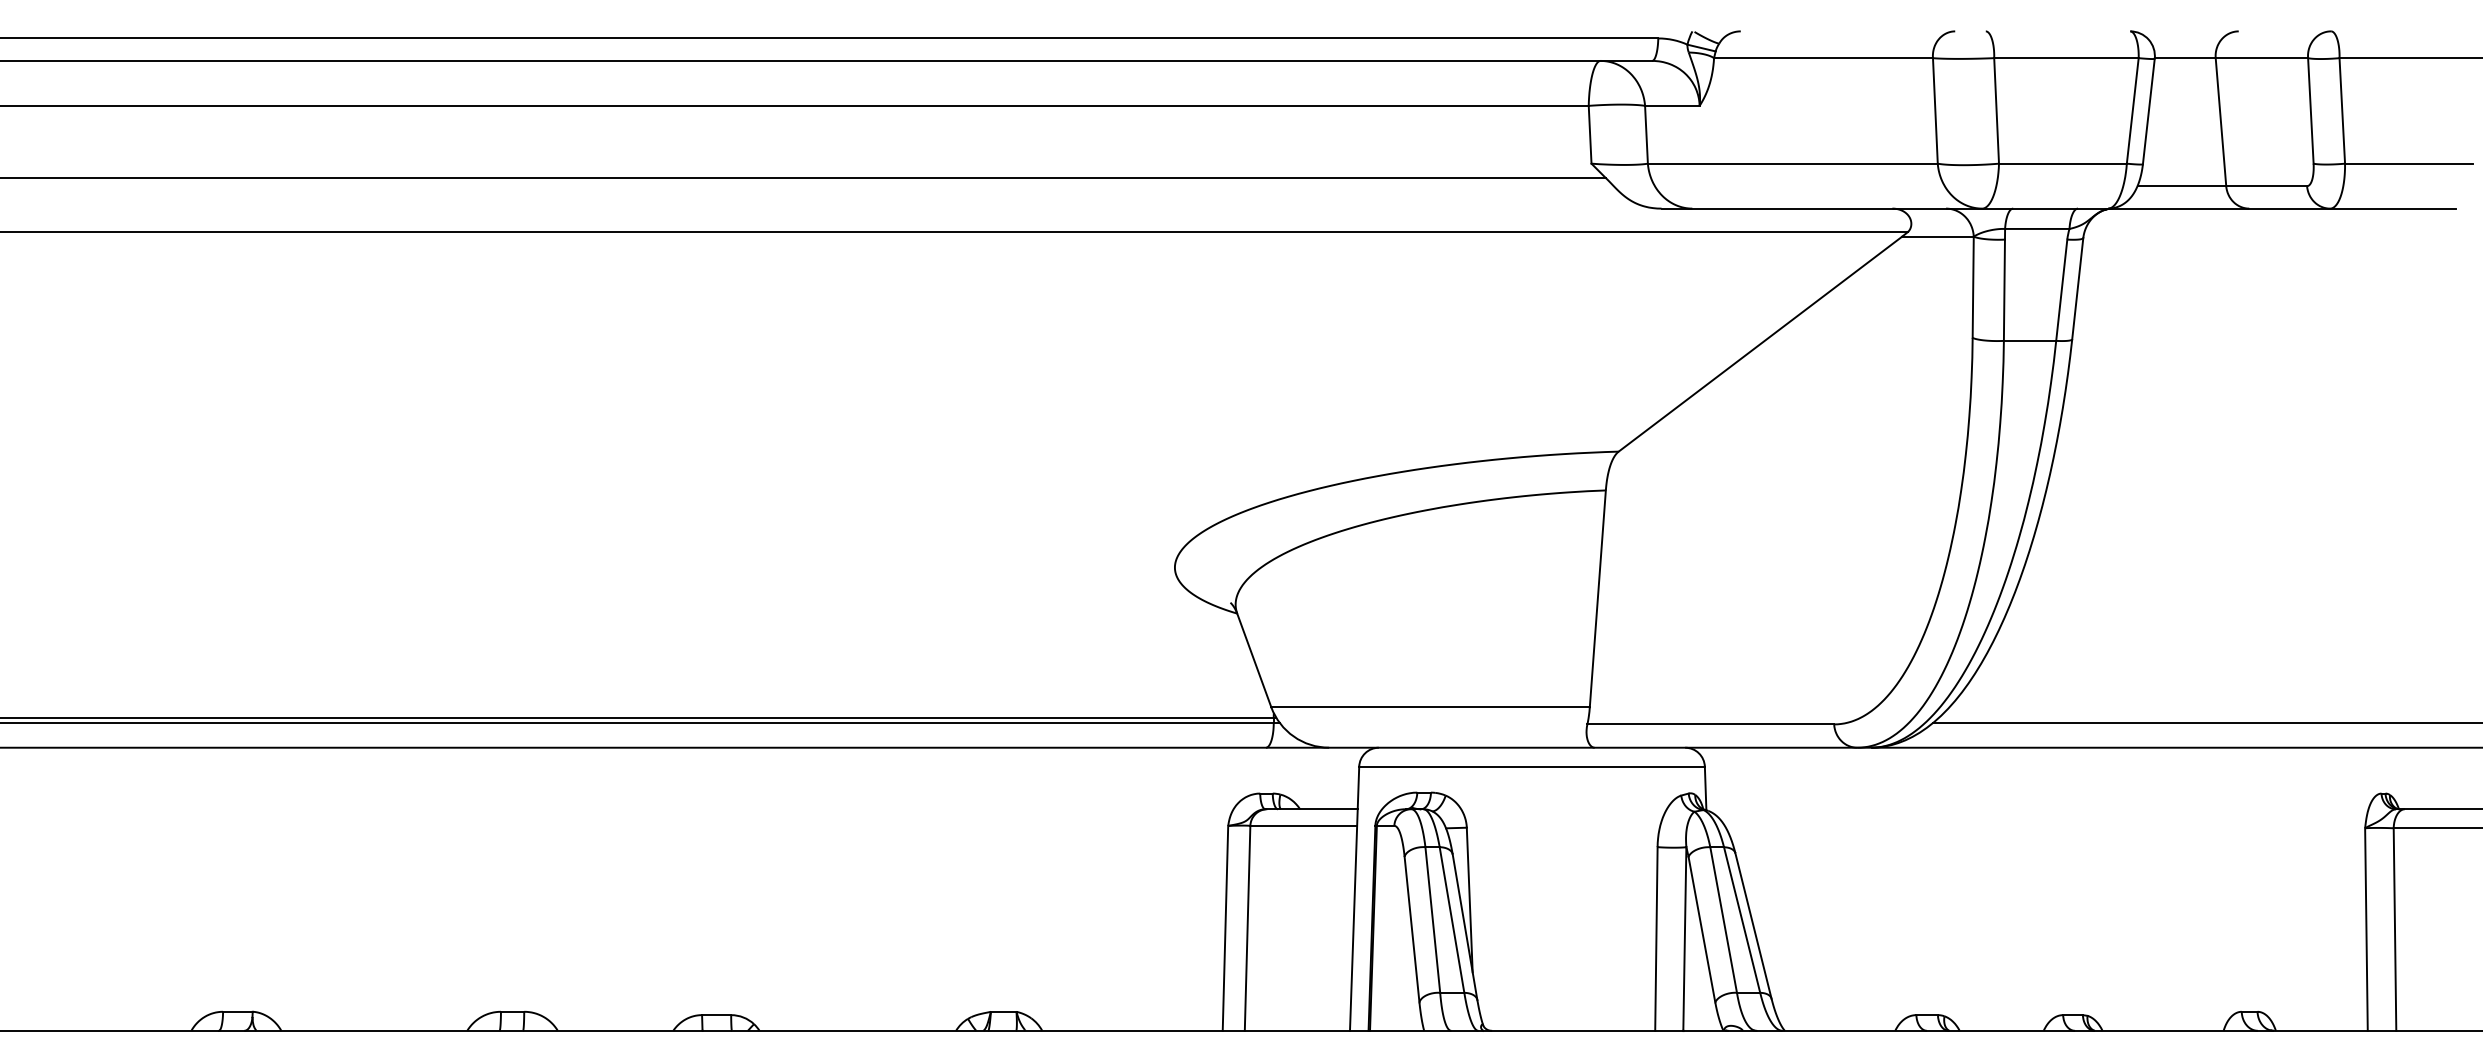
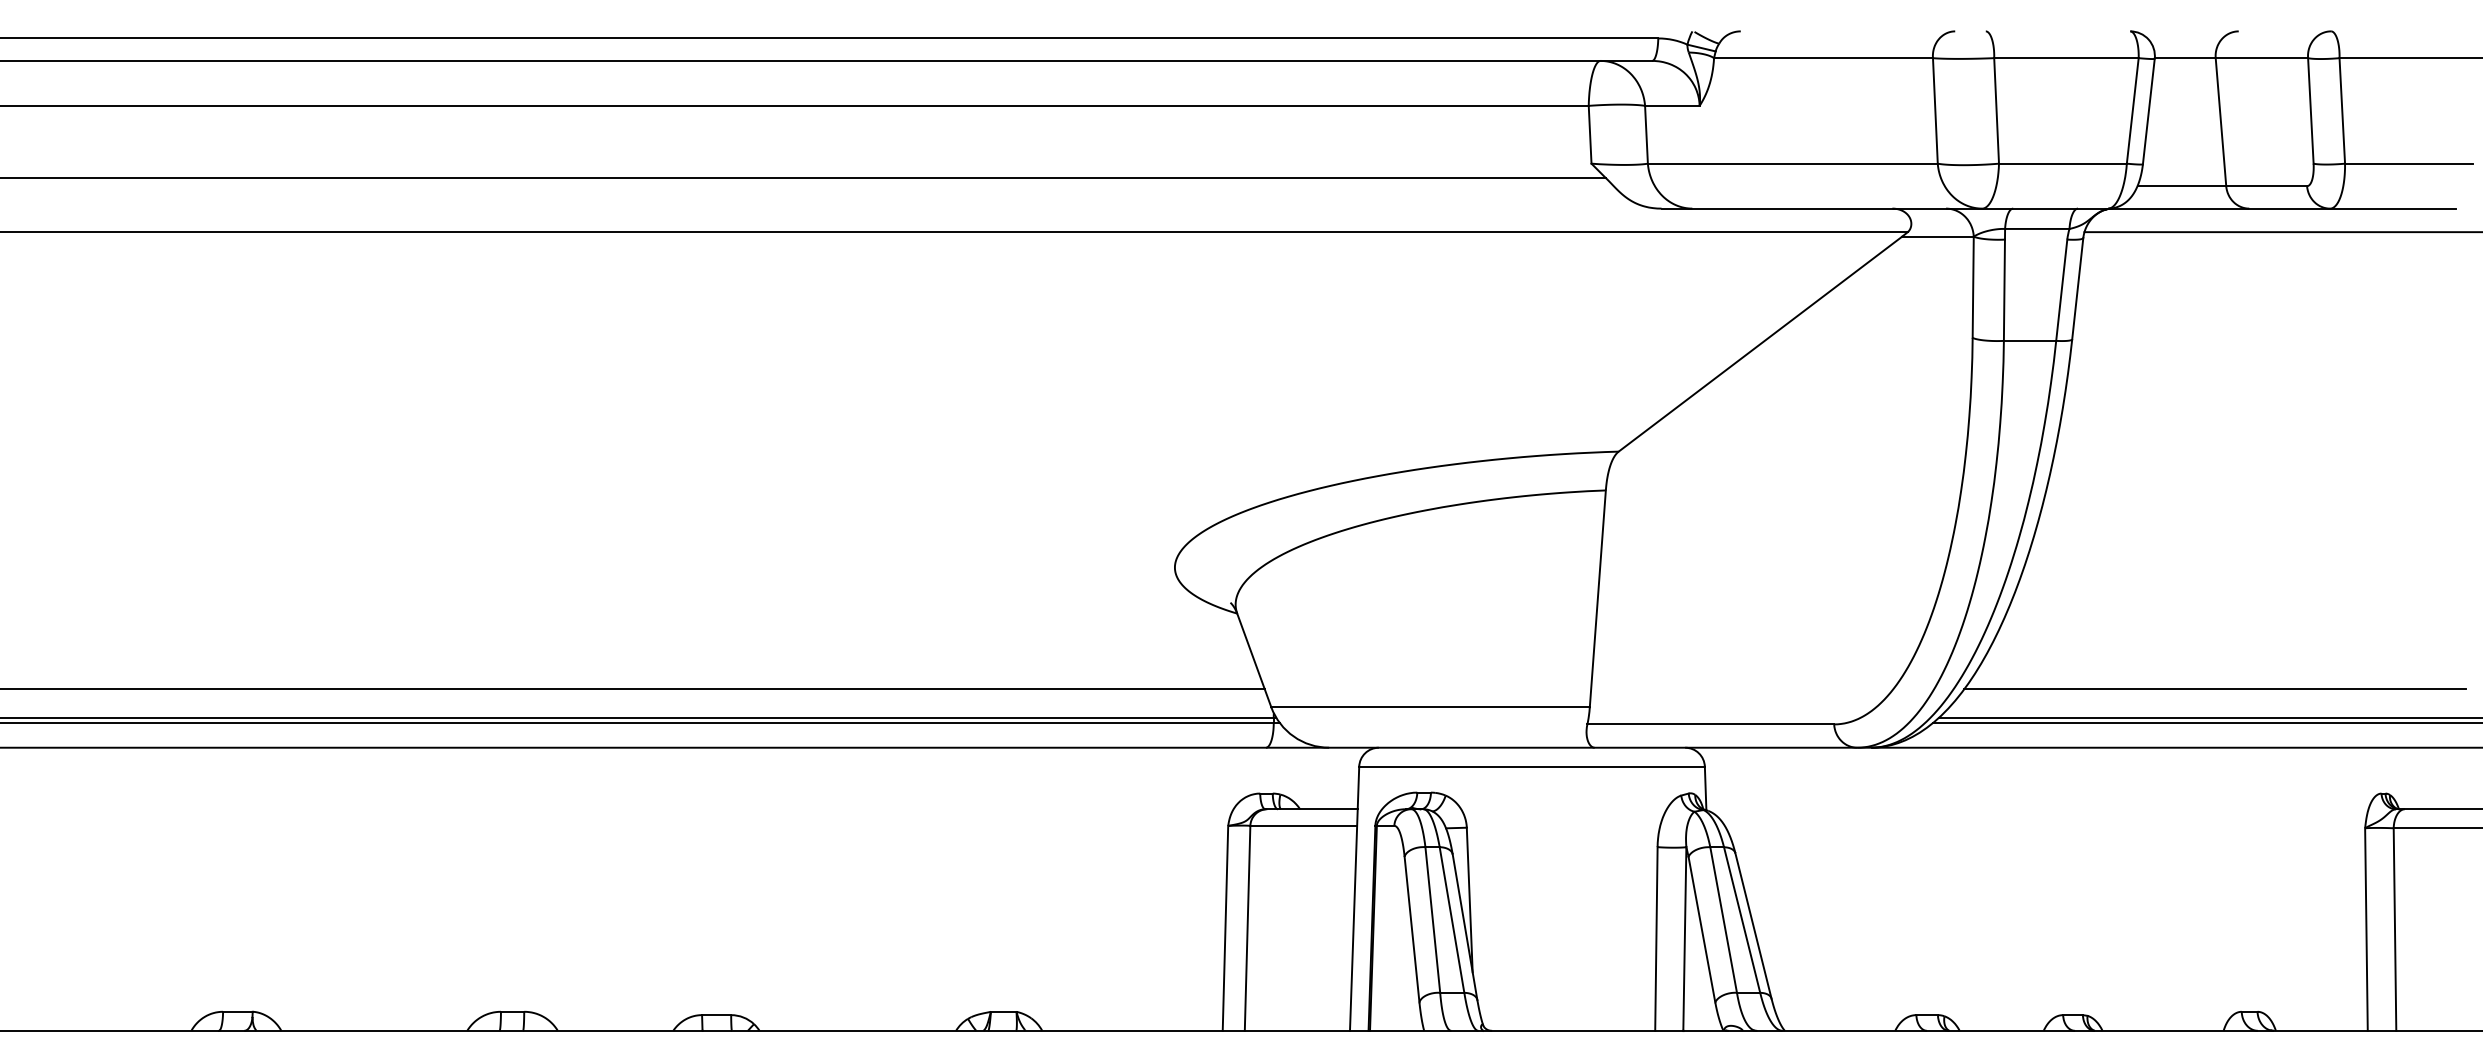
line: none -> present (2281, 232)
line: none -> present (633, 689)
line: none -> present (2215, 689)
line: none -> present (2209, 717)
